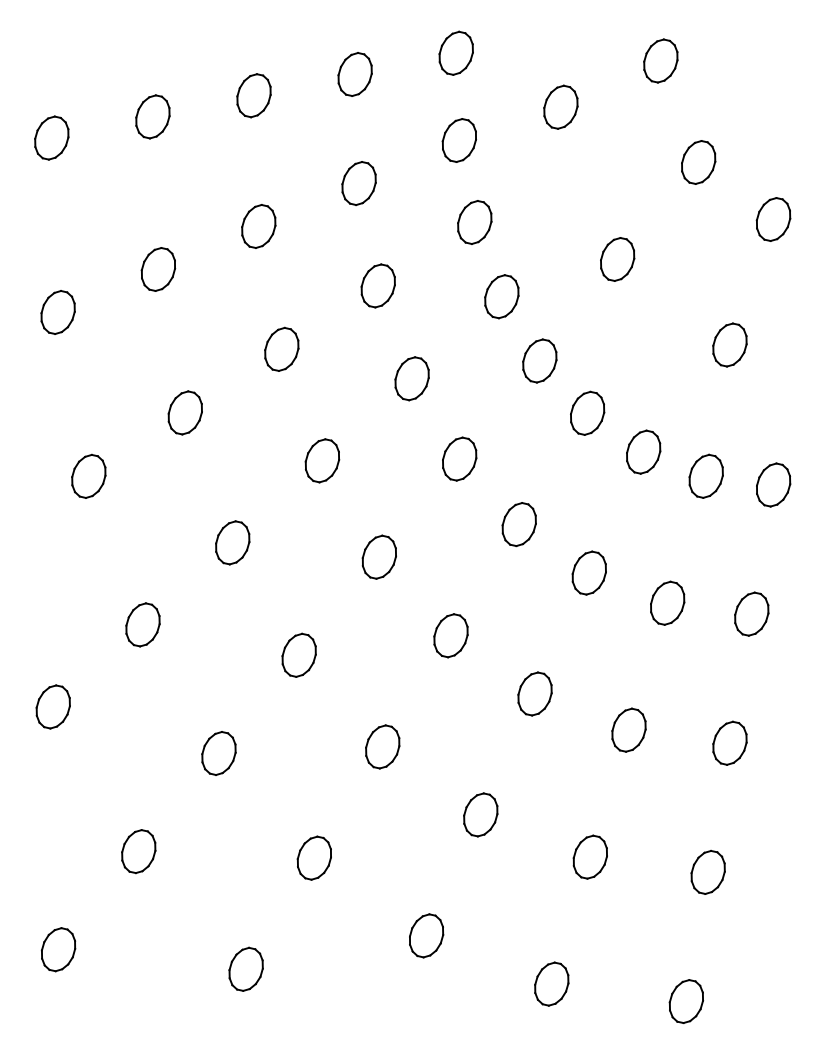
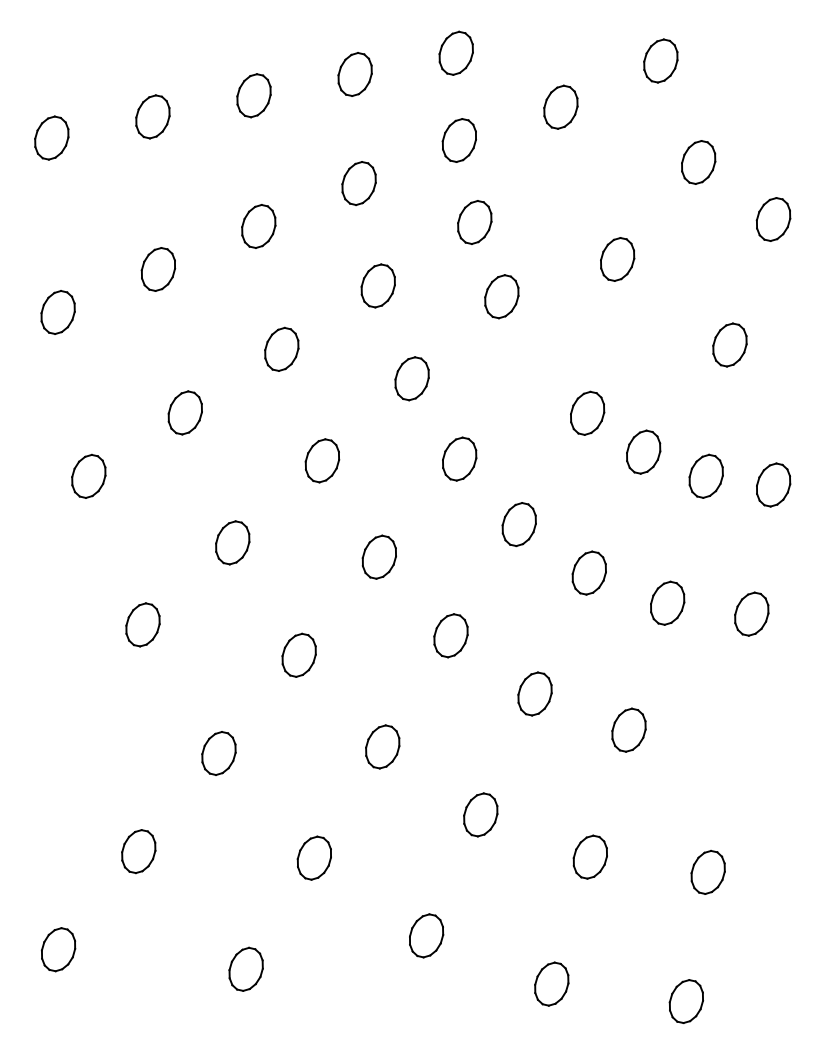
part: present -> none (539, 360)
part: present -> none (52, 706)
part: present -> none (729, 742)
